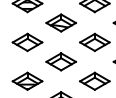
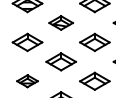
part size: 32x20 px -> 26x16 px (60, 22)
part size: 33x20 px -> 23x15 px (27, 81)
